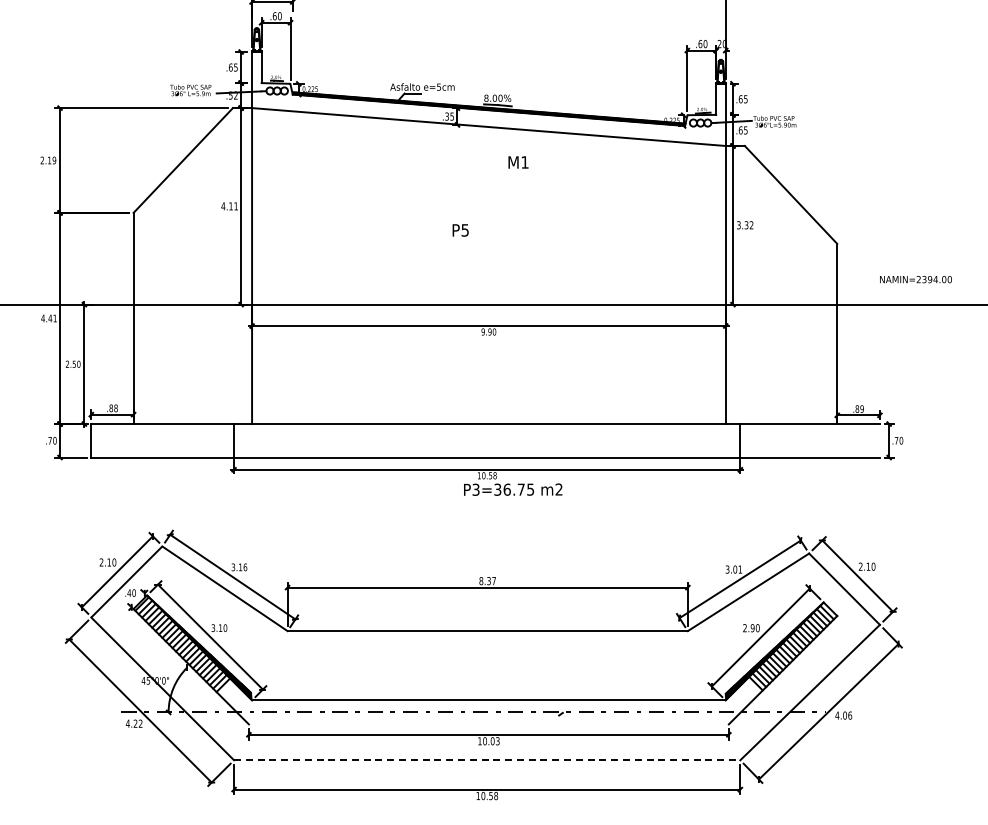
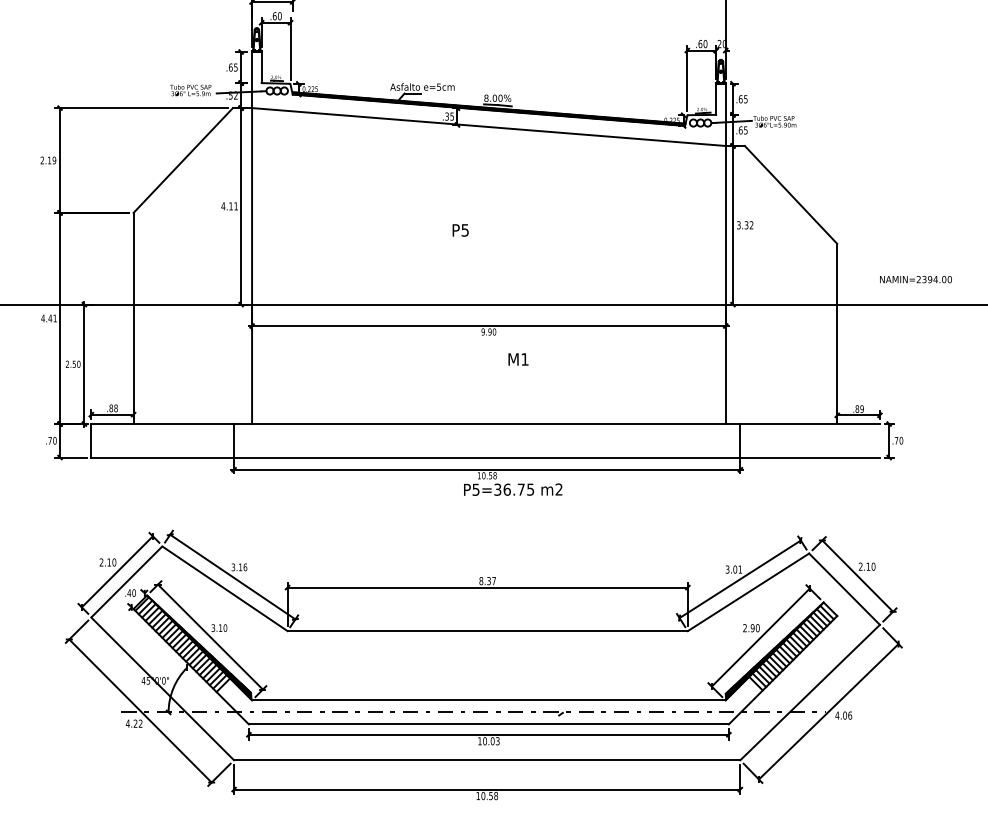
text position: (518, 162) -> (518, 359) (518, 359)
text: P3=36.75 -> P5=36.75 (475, 488)
line: none -> present (488, 724)
line: dashed -> solid (487, 760)
